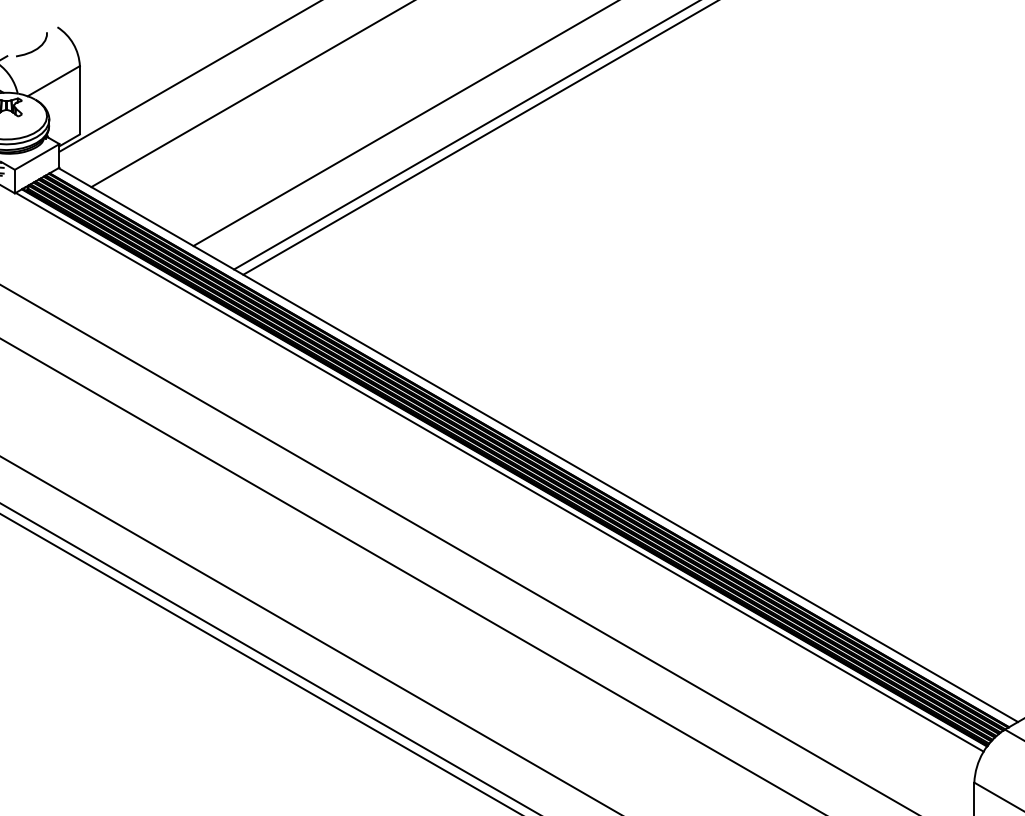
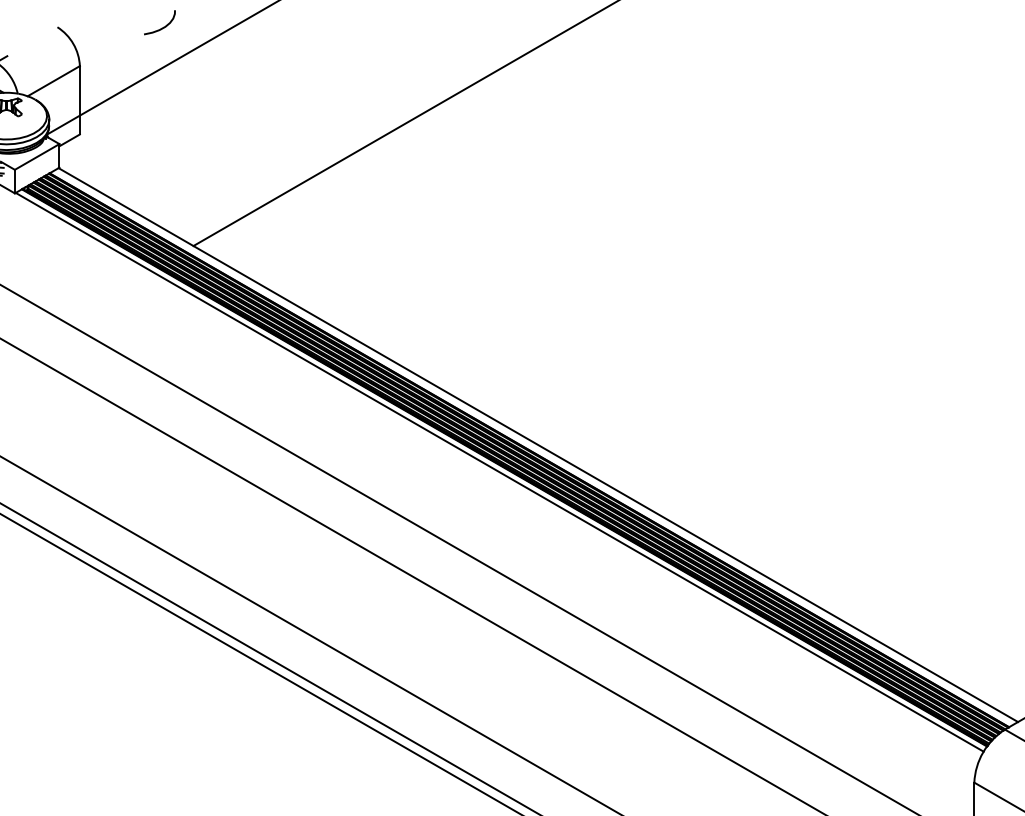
curve position: (35, 48) -> (163, 26) (163, 26)
line position: (188, 76) -> (162, 67) (162, 67)
line: present -> none (251, 94)
line: present -> none (465, 135)
line: present -> none (479, 138)
